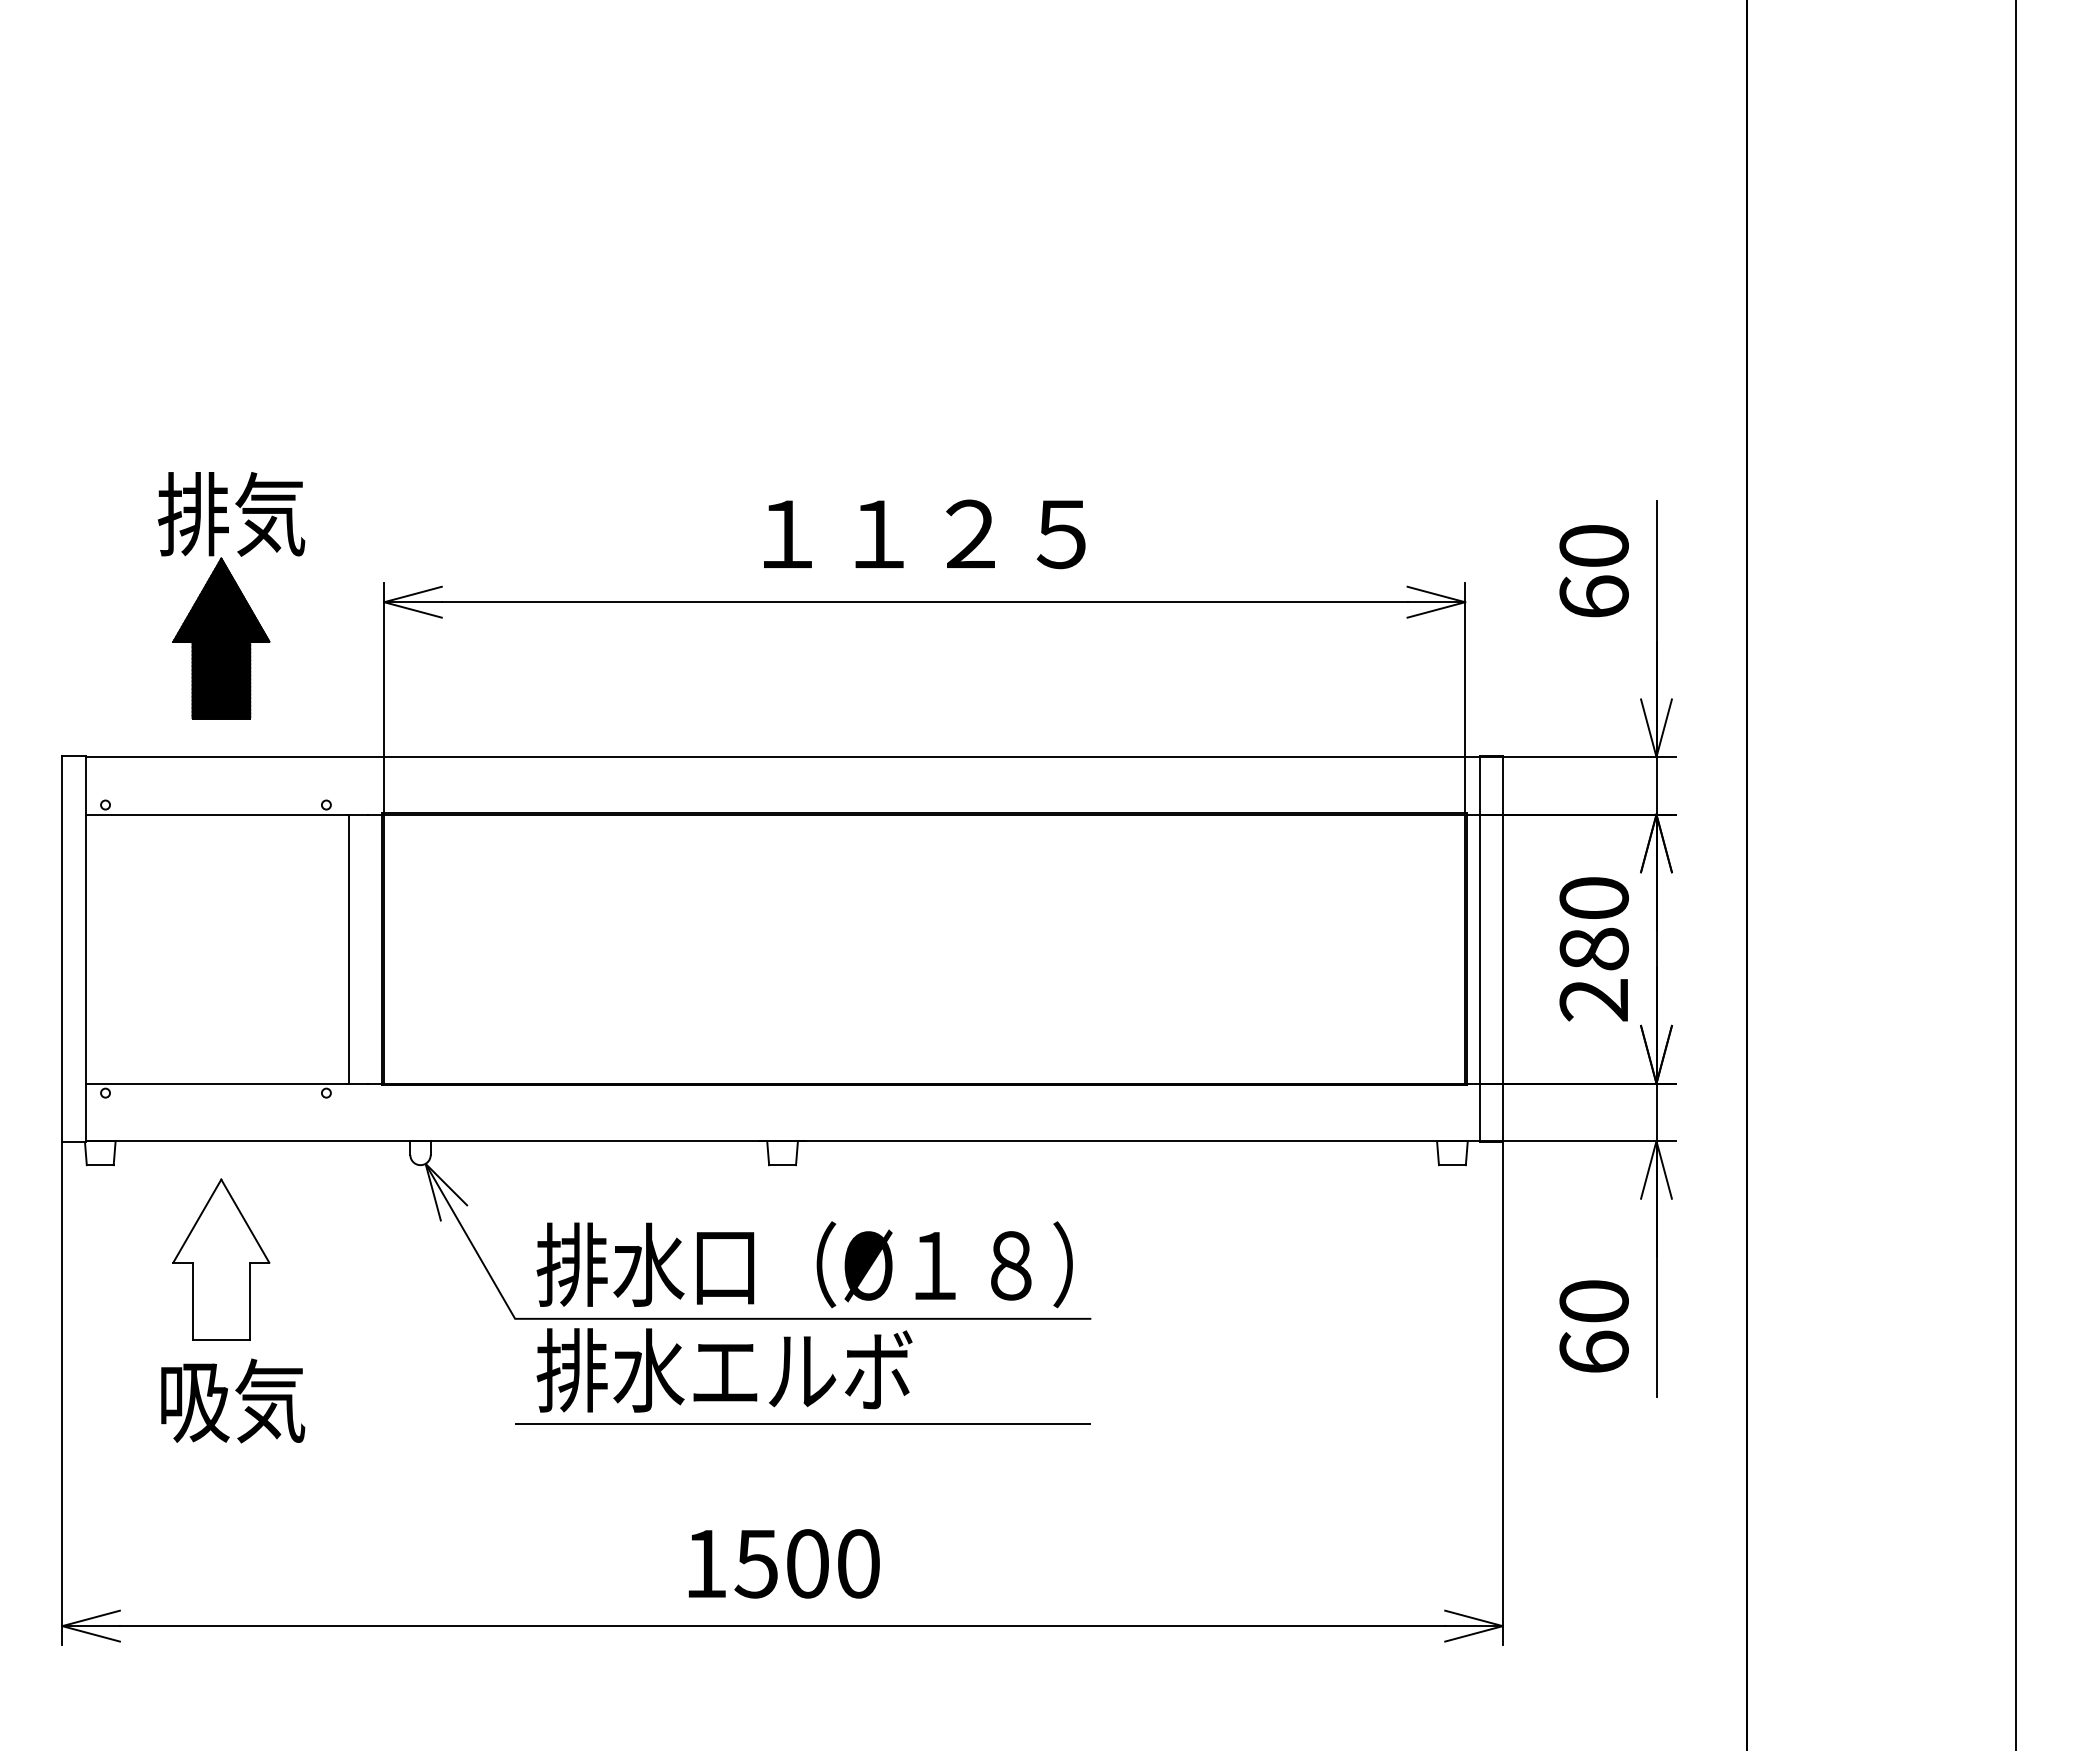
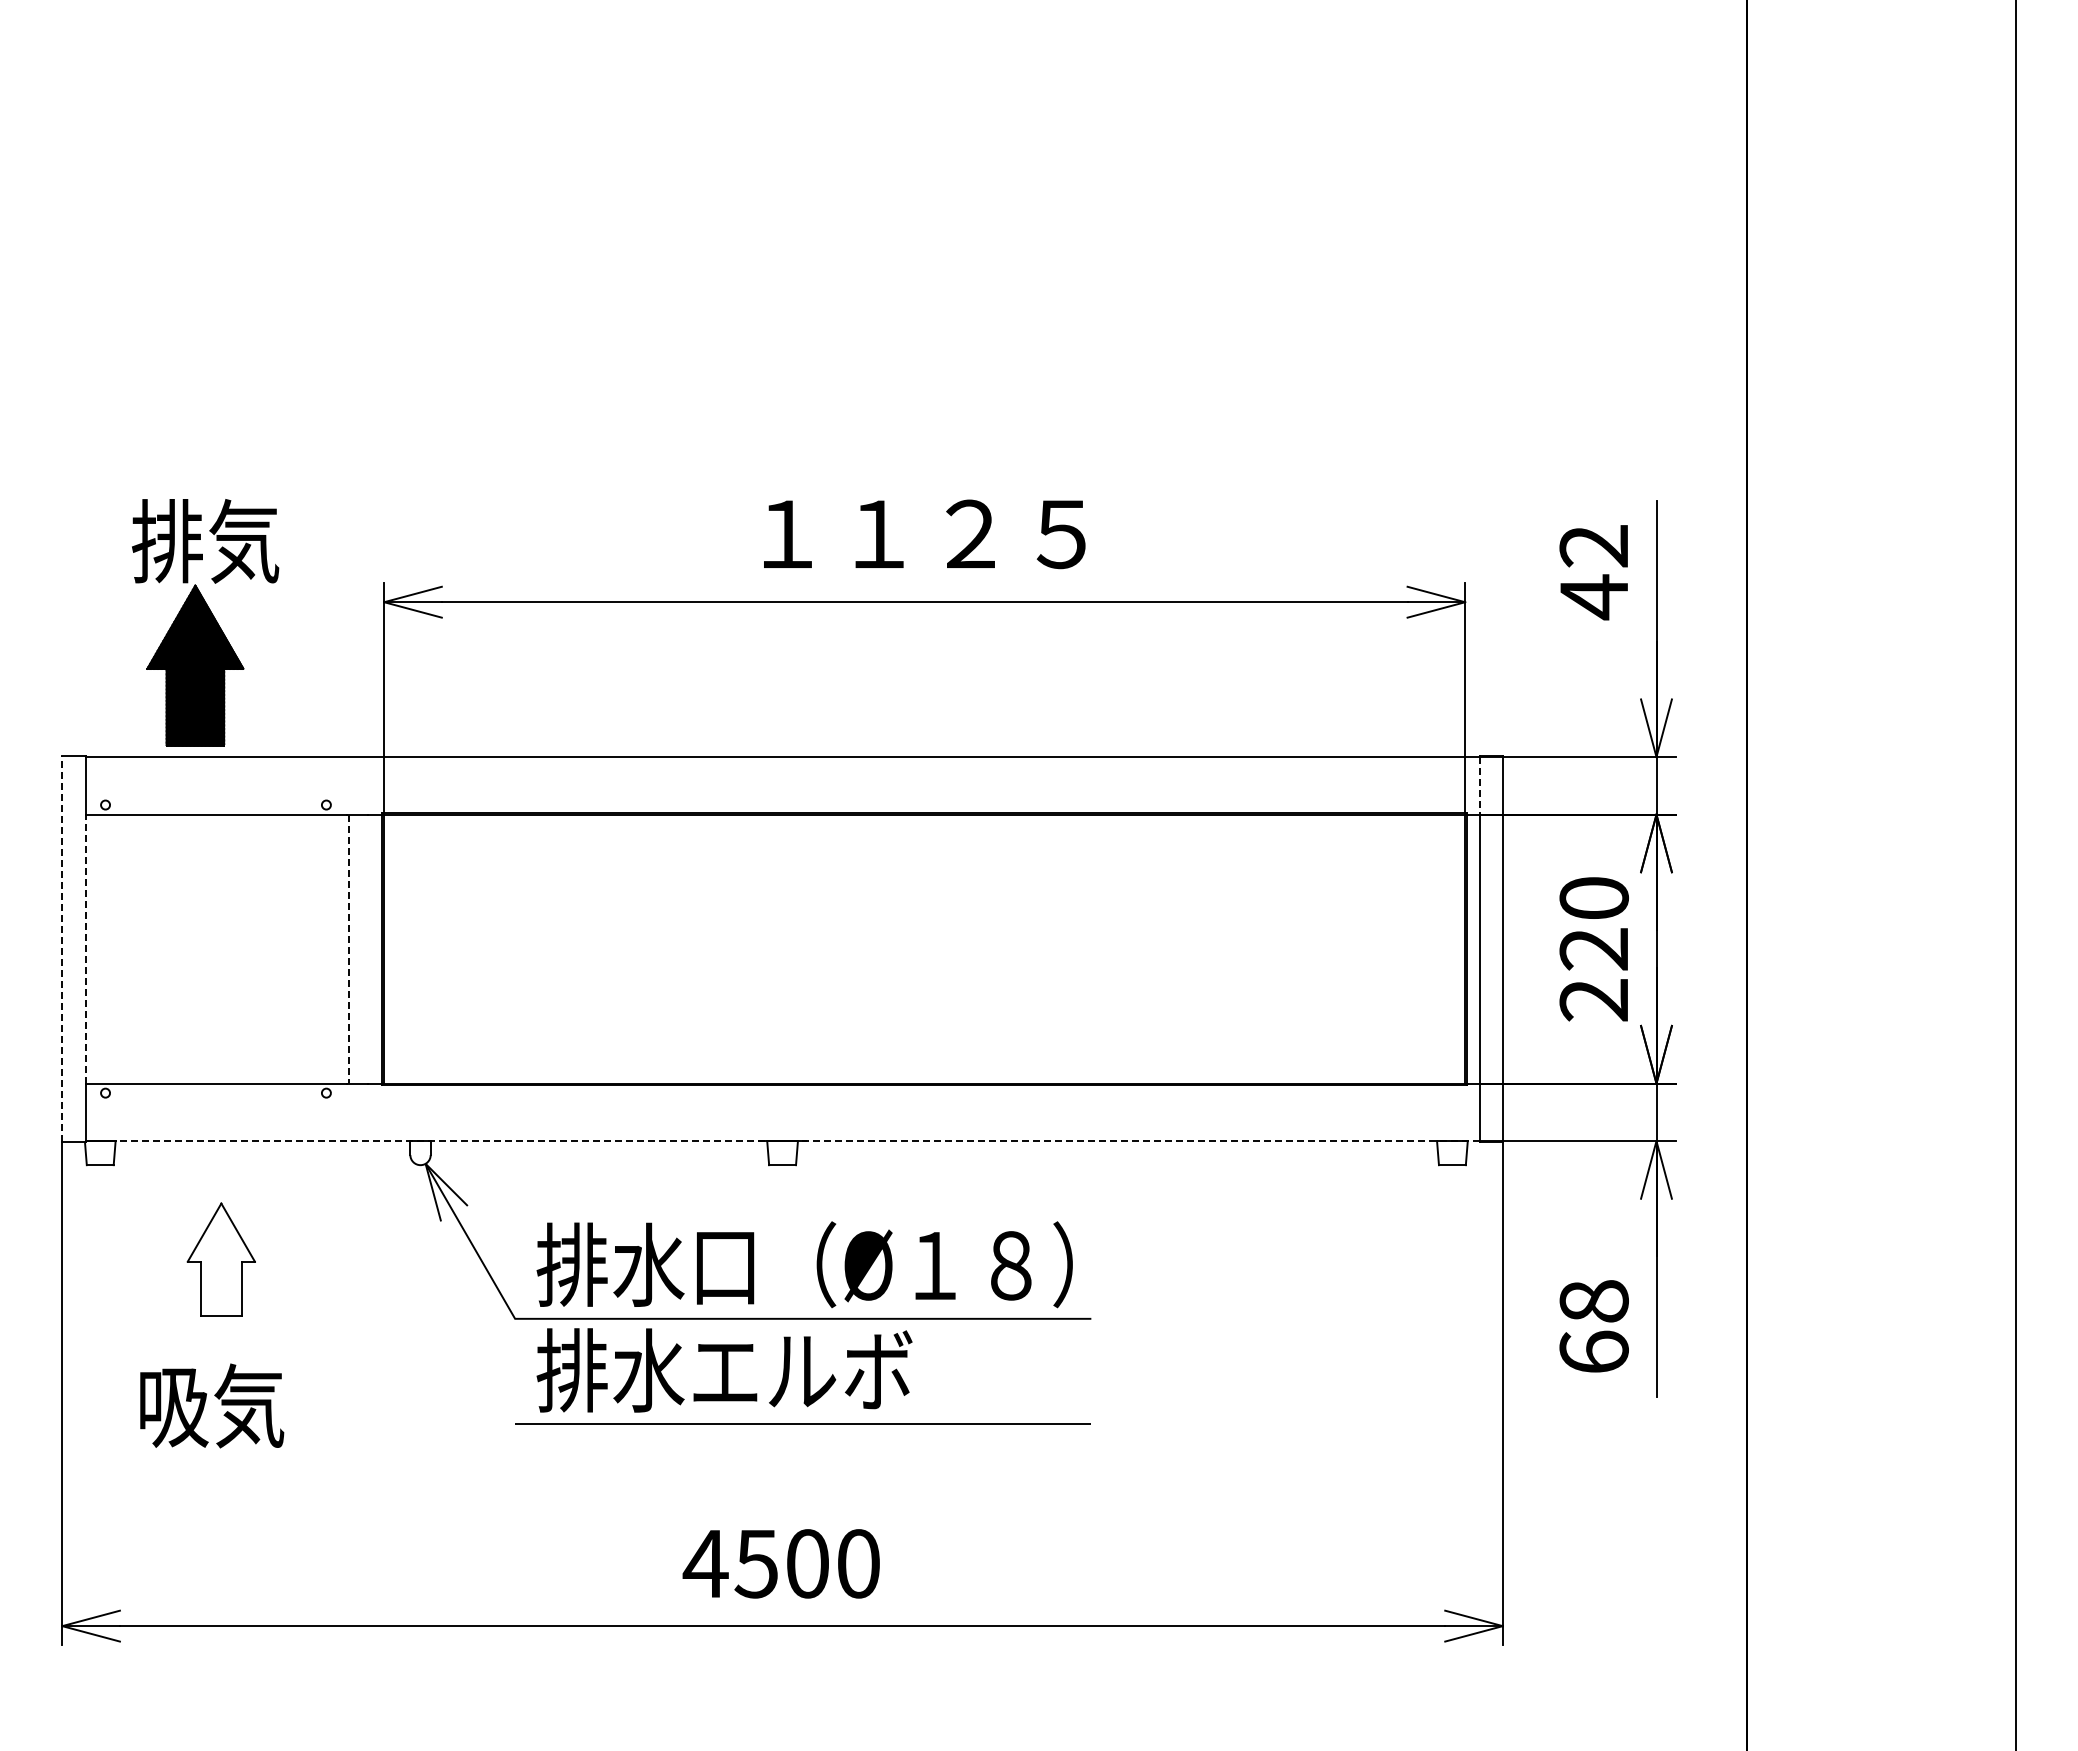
text: 60 -> 42 (1593, 572)
part position: (231, 595) -> (205, 622) (205, 622)
line: solid -> dashed (1479, 785)
line: solid -> dashed (62, 948)
line: solid -> dashed (85, 948)
text: 280 -> 220 (1593, 948)
line: solid -> dashed (348, 949)
line: solid -> dashed (797, 1141)
part size: 99x163 px -> 70x115 px (220, 1259)
text: 60 -> 68 (1593, 1301)
text position: (233, 1400) -> (212, 1405) (212, 1405)
text: 1500 -> 4500 (705, 1563)
